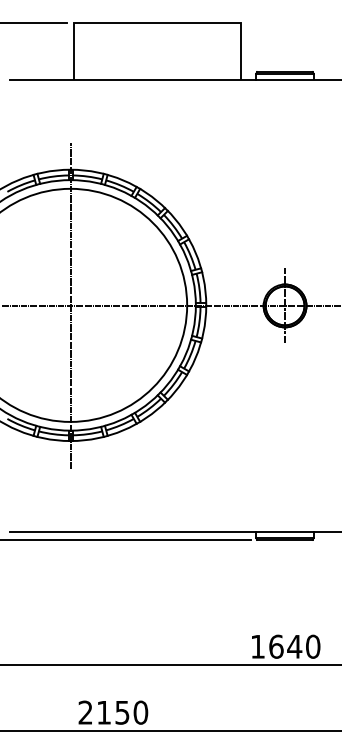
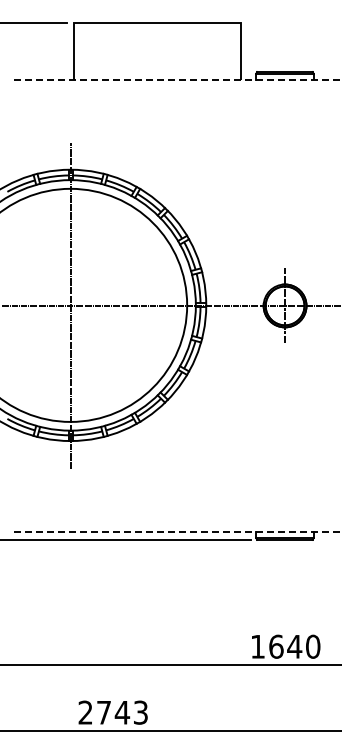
line: solid -> dashed (176, 79)
line: solid -> dashed (176, 532)
text: 2150 -> 2743 (122, 712)
